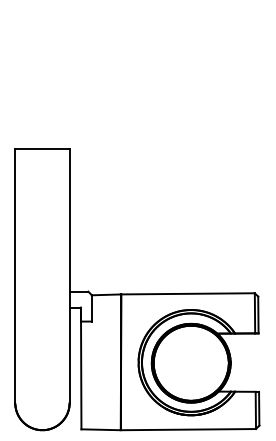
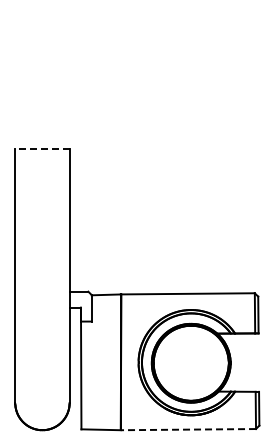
line: solid -> dashed (41, 148)
line: solid -> dashed (188, 429)
